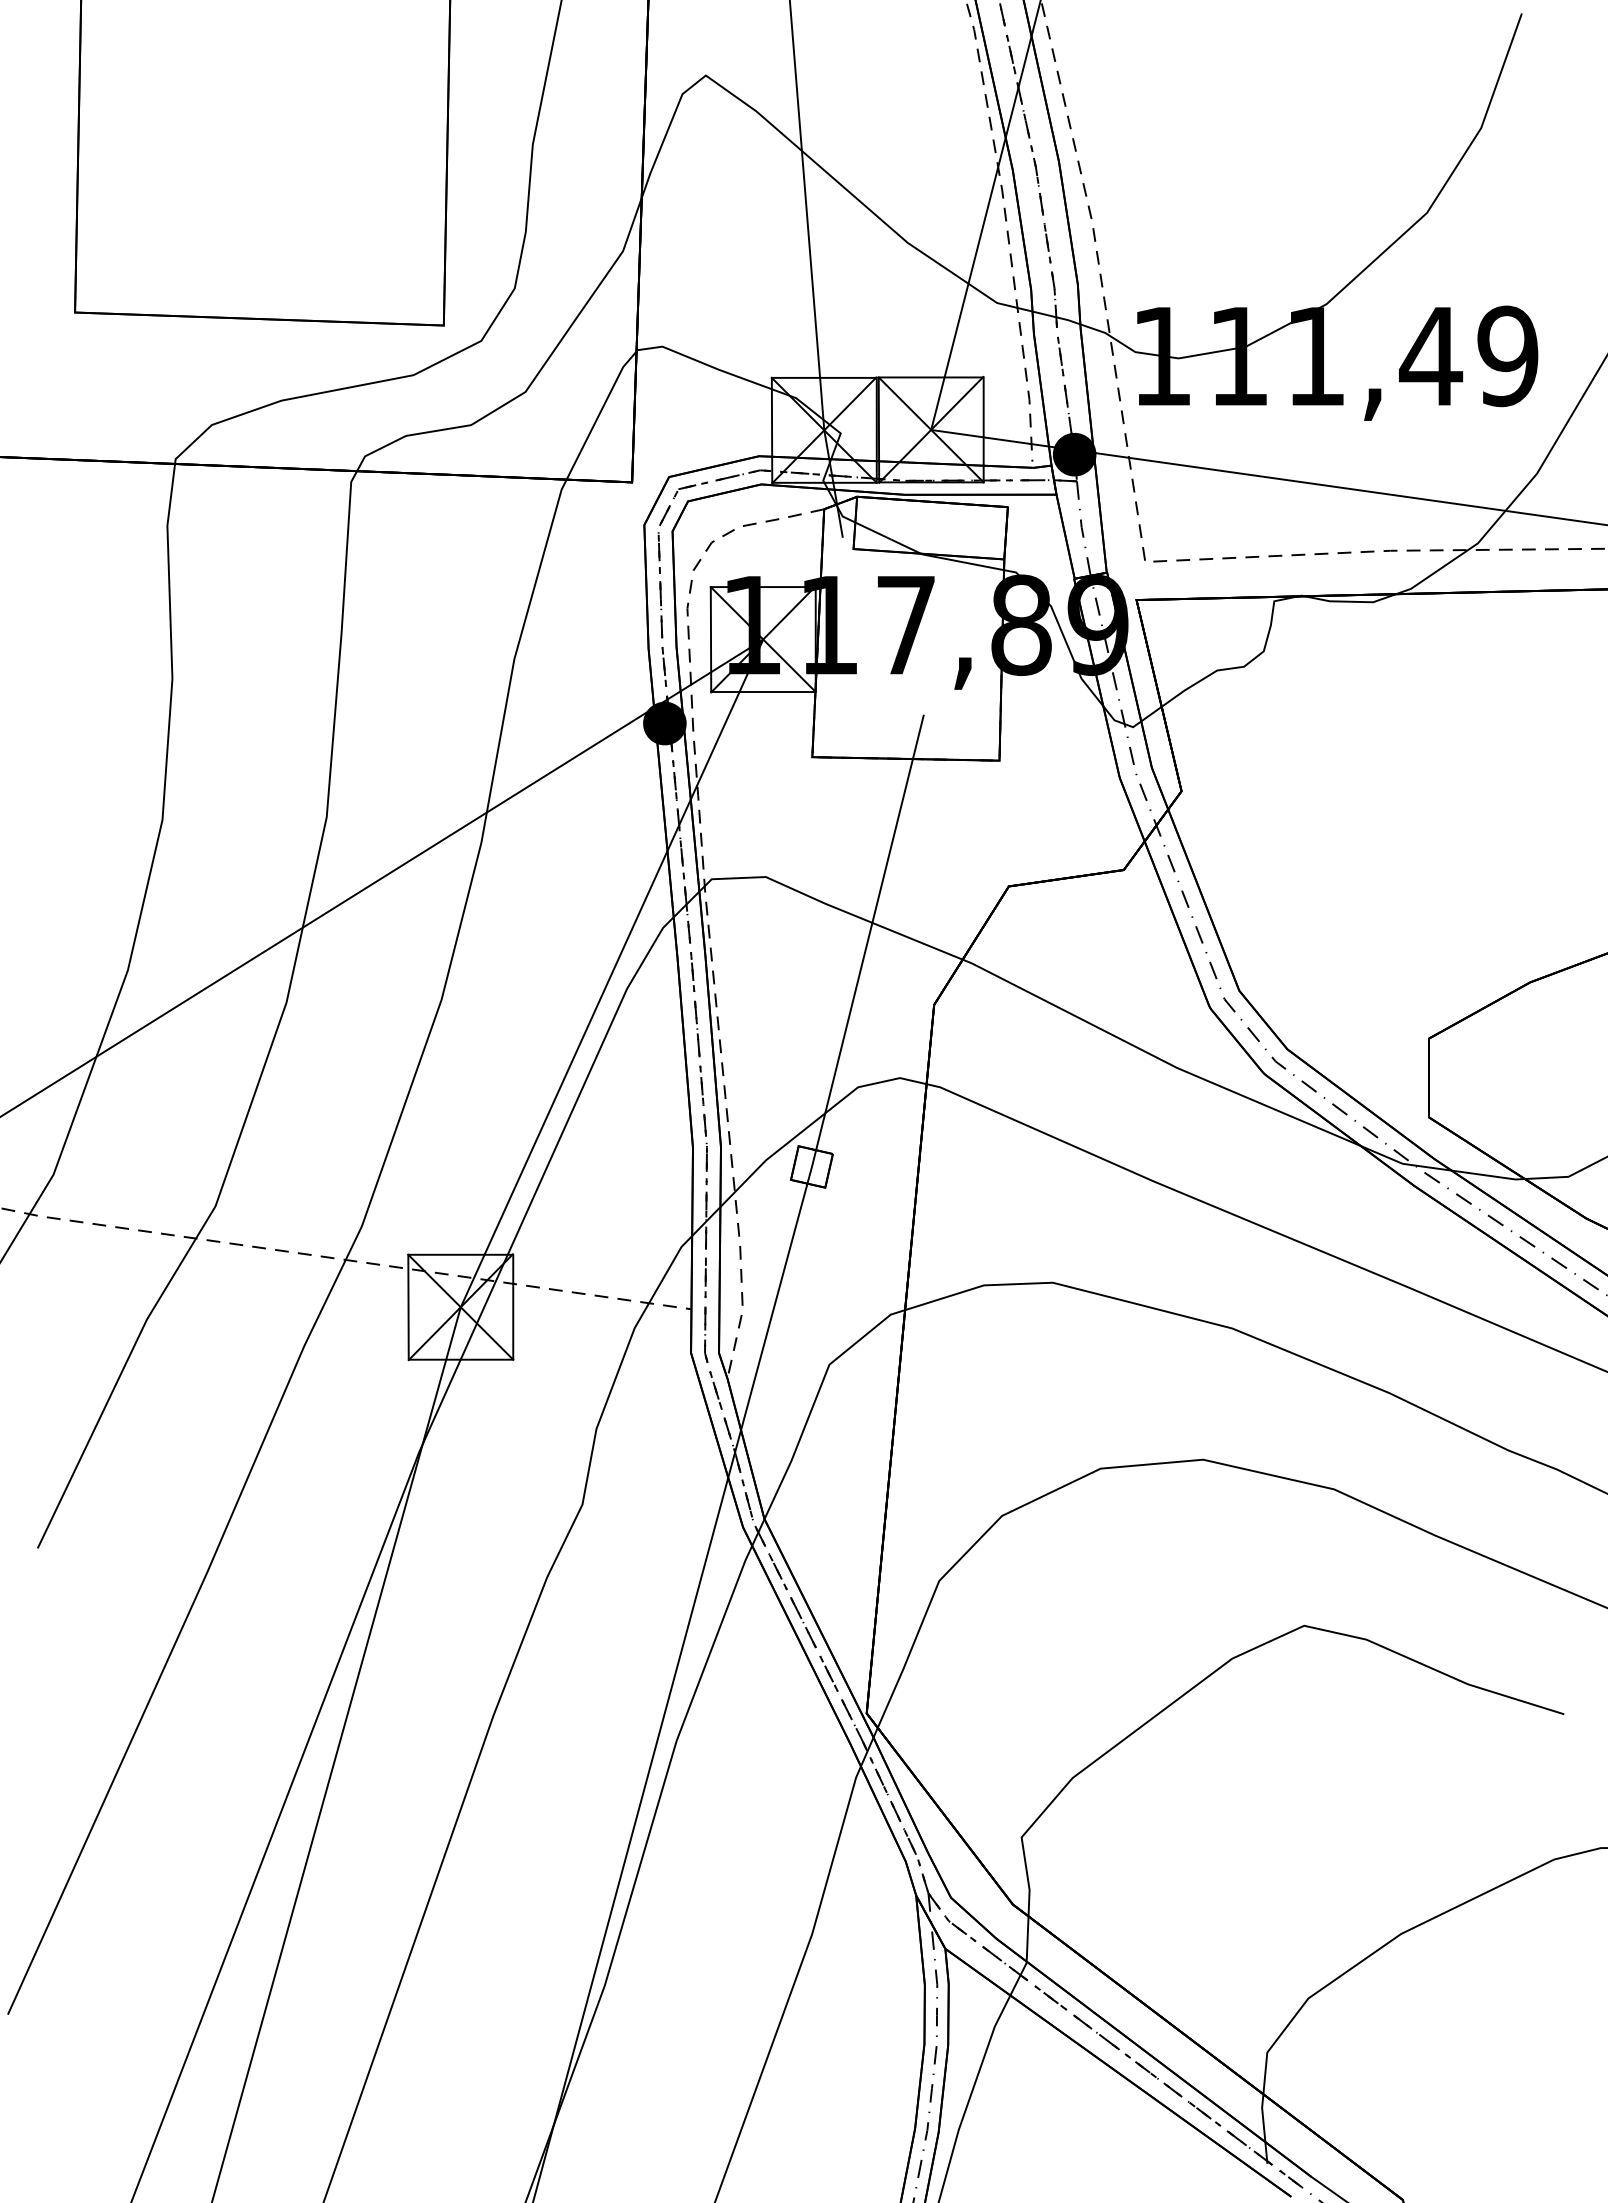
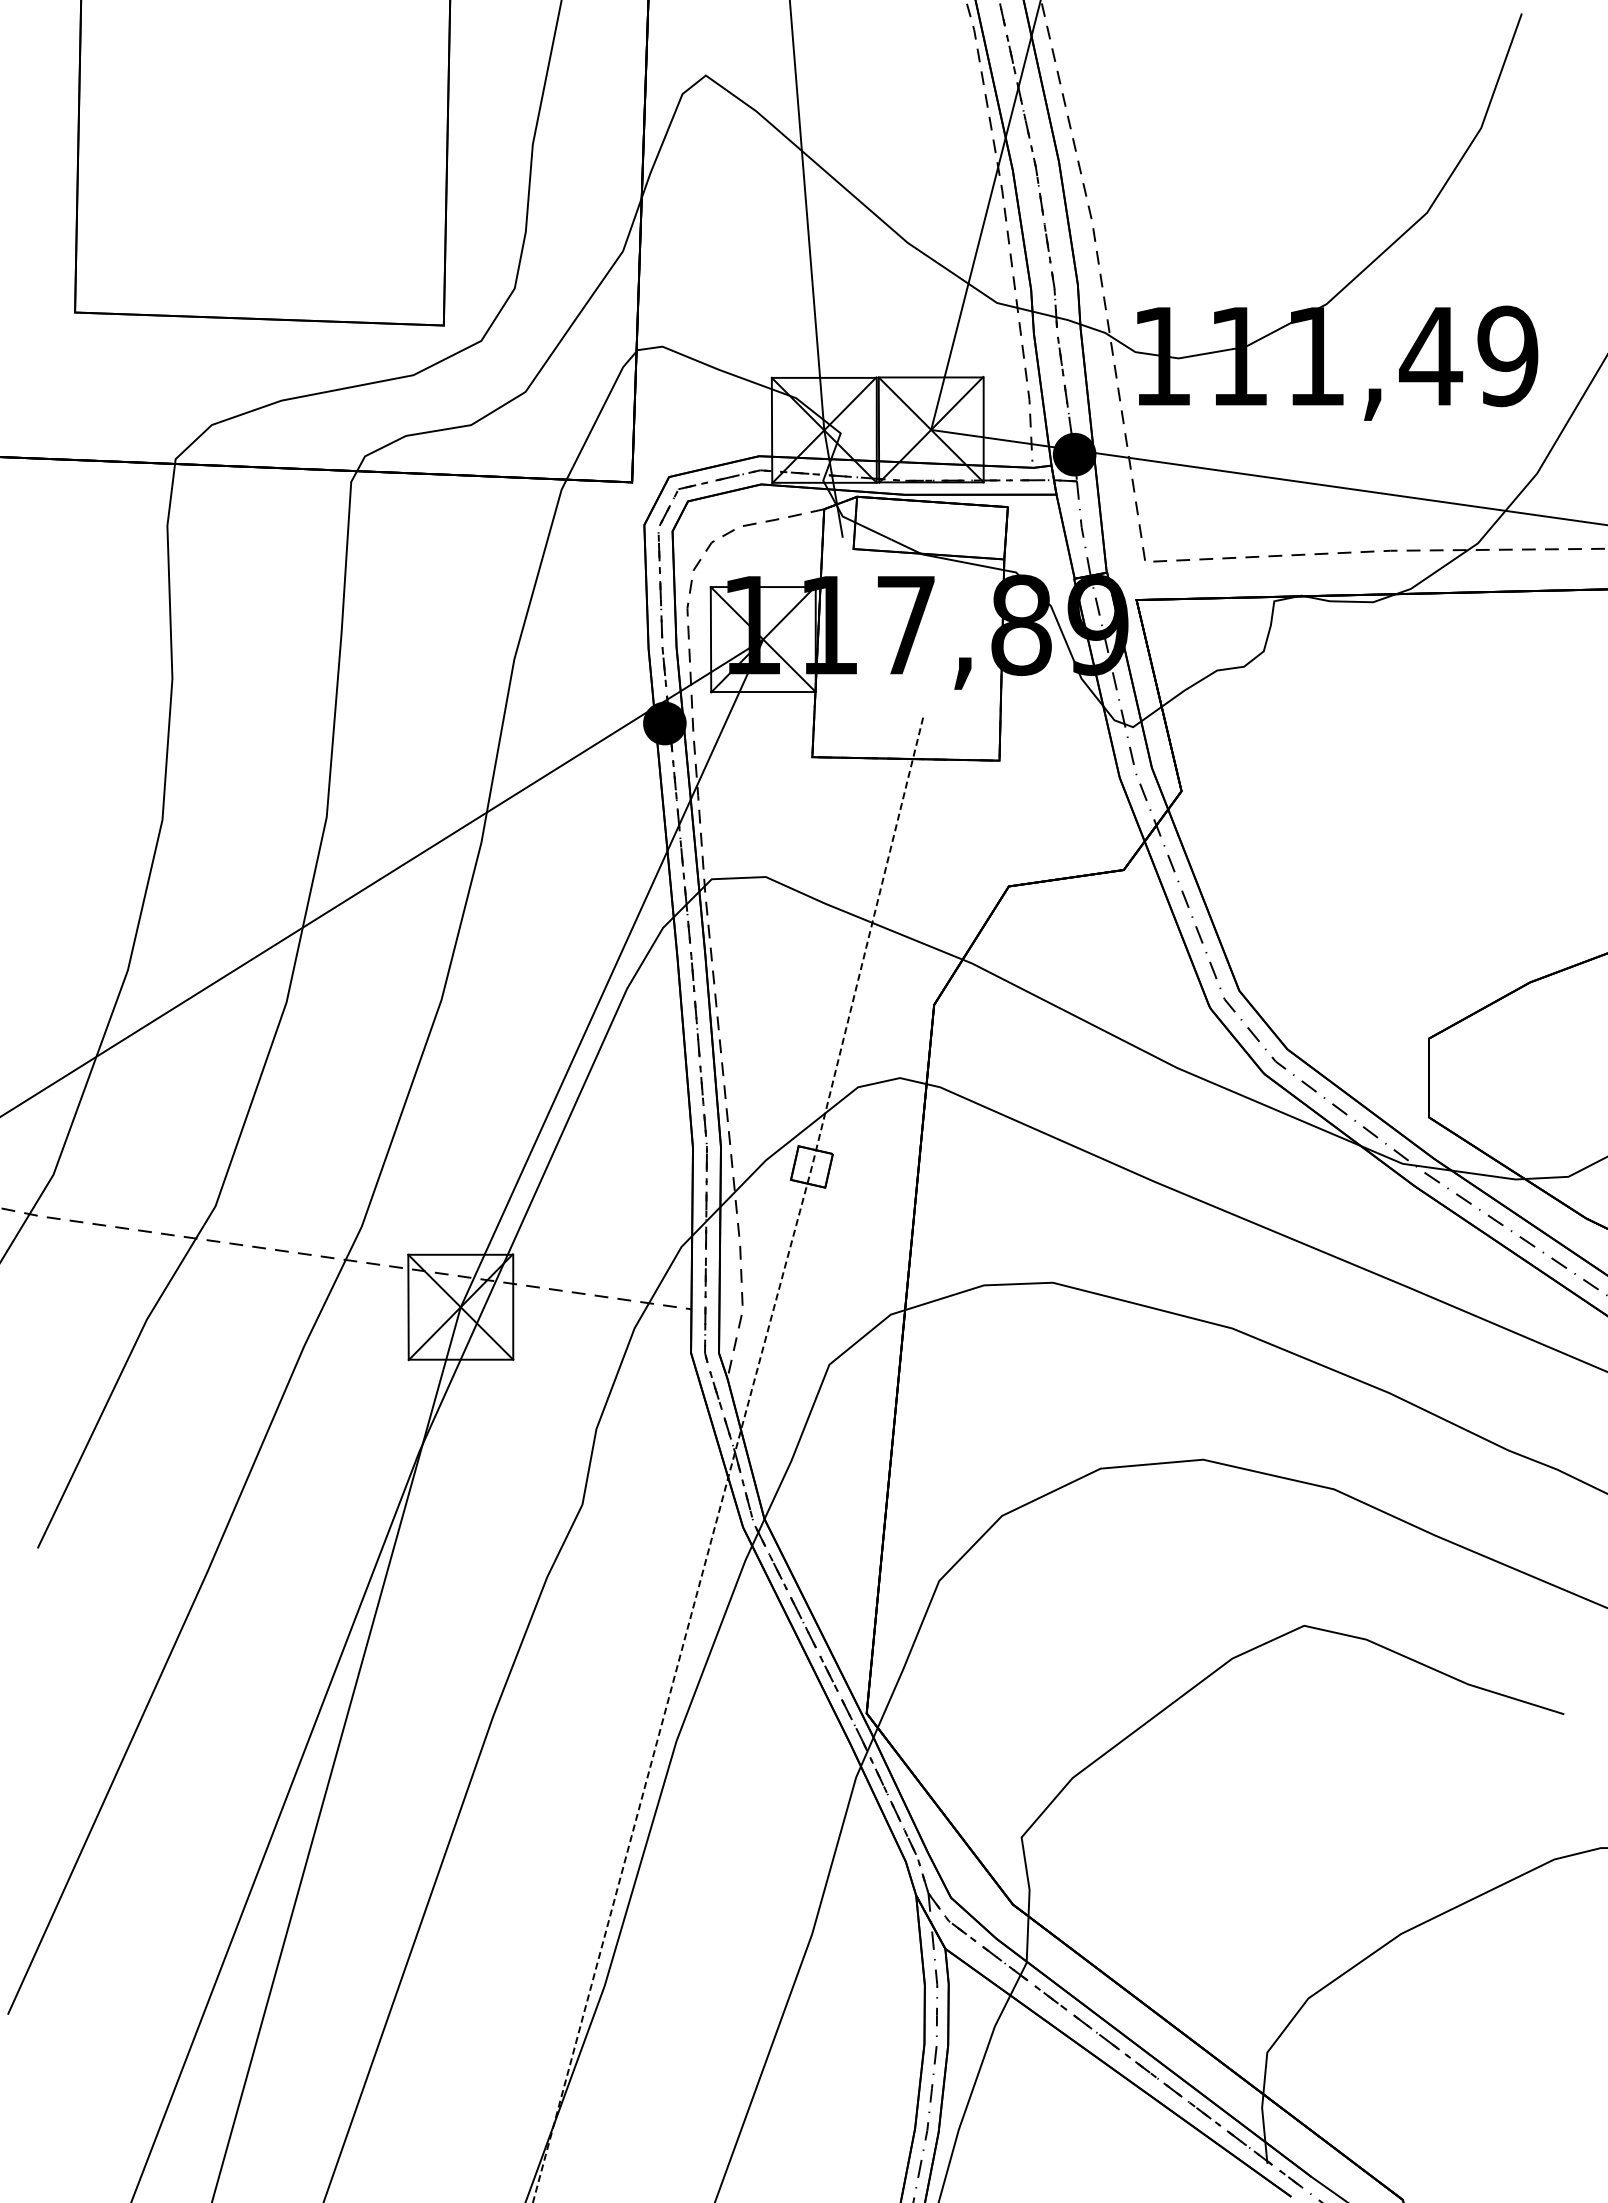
line: solid -> dashed (733, 1459)
